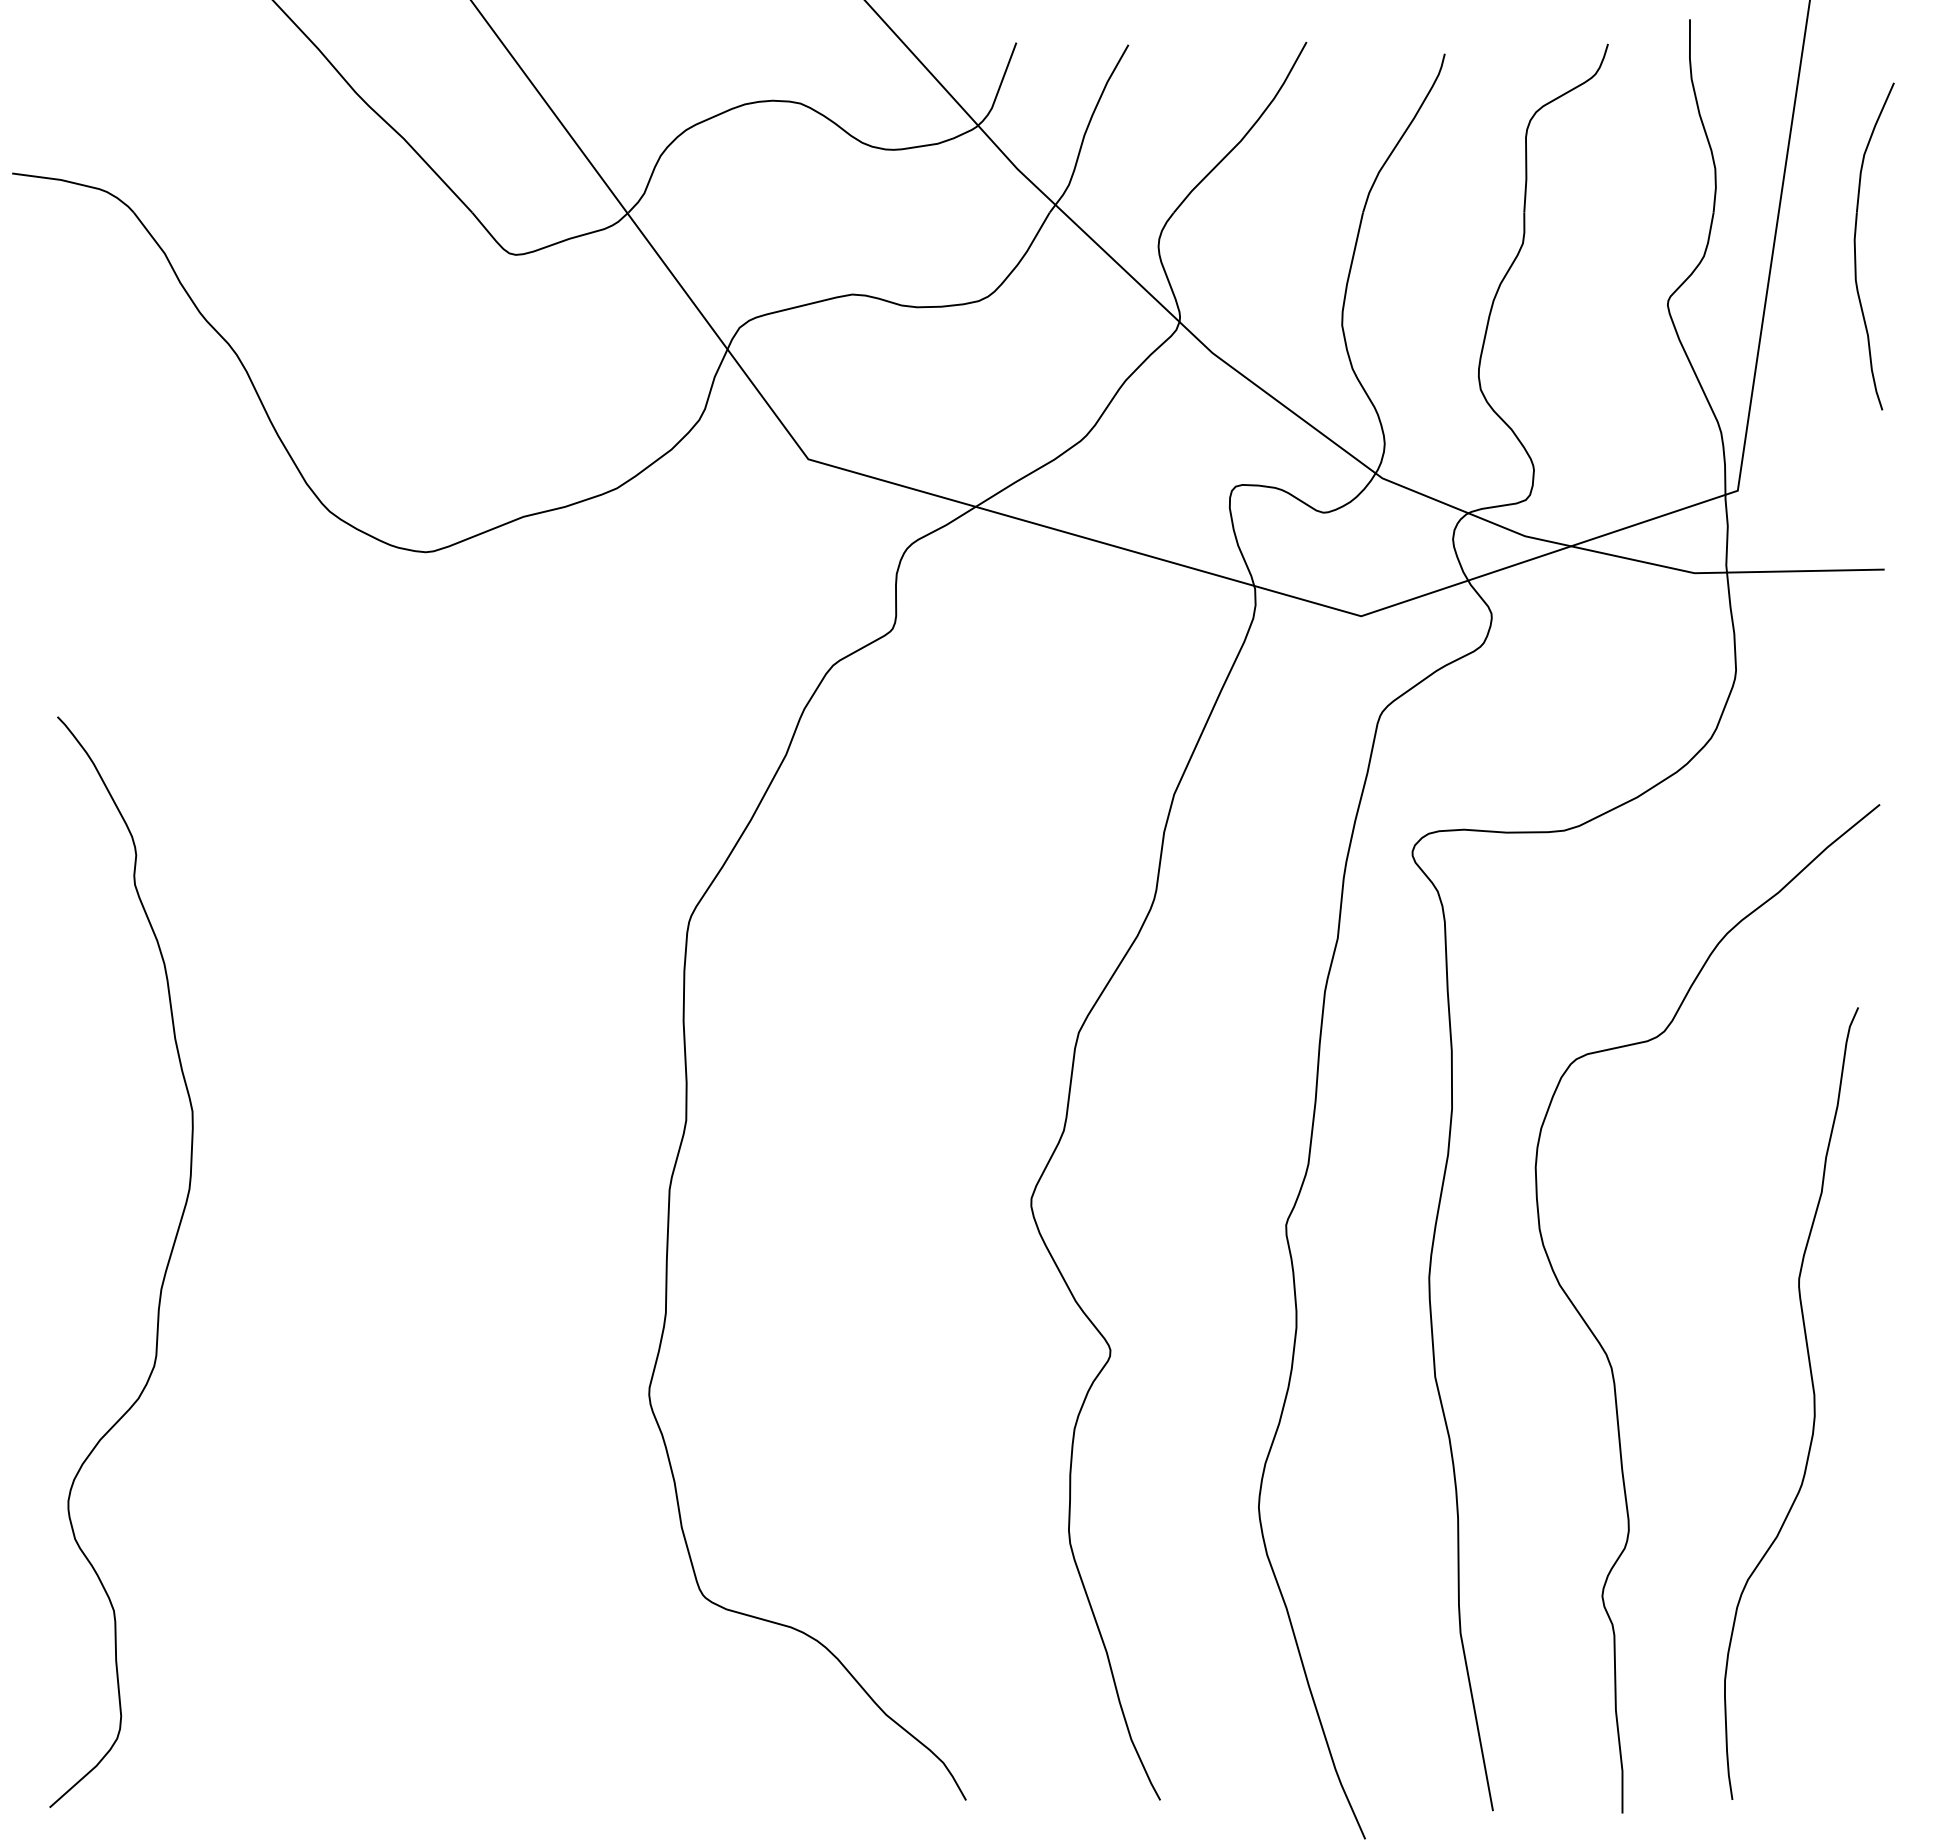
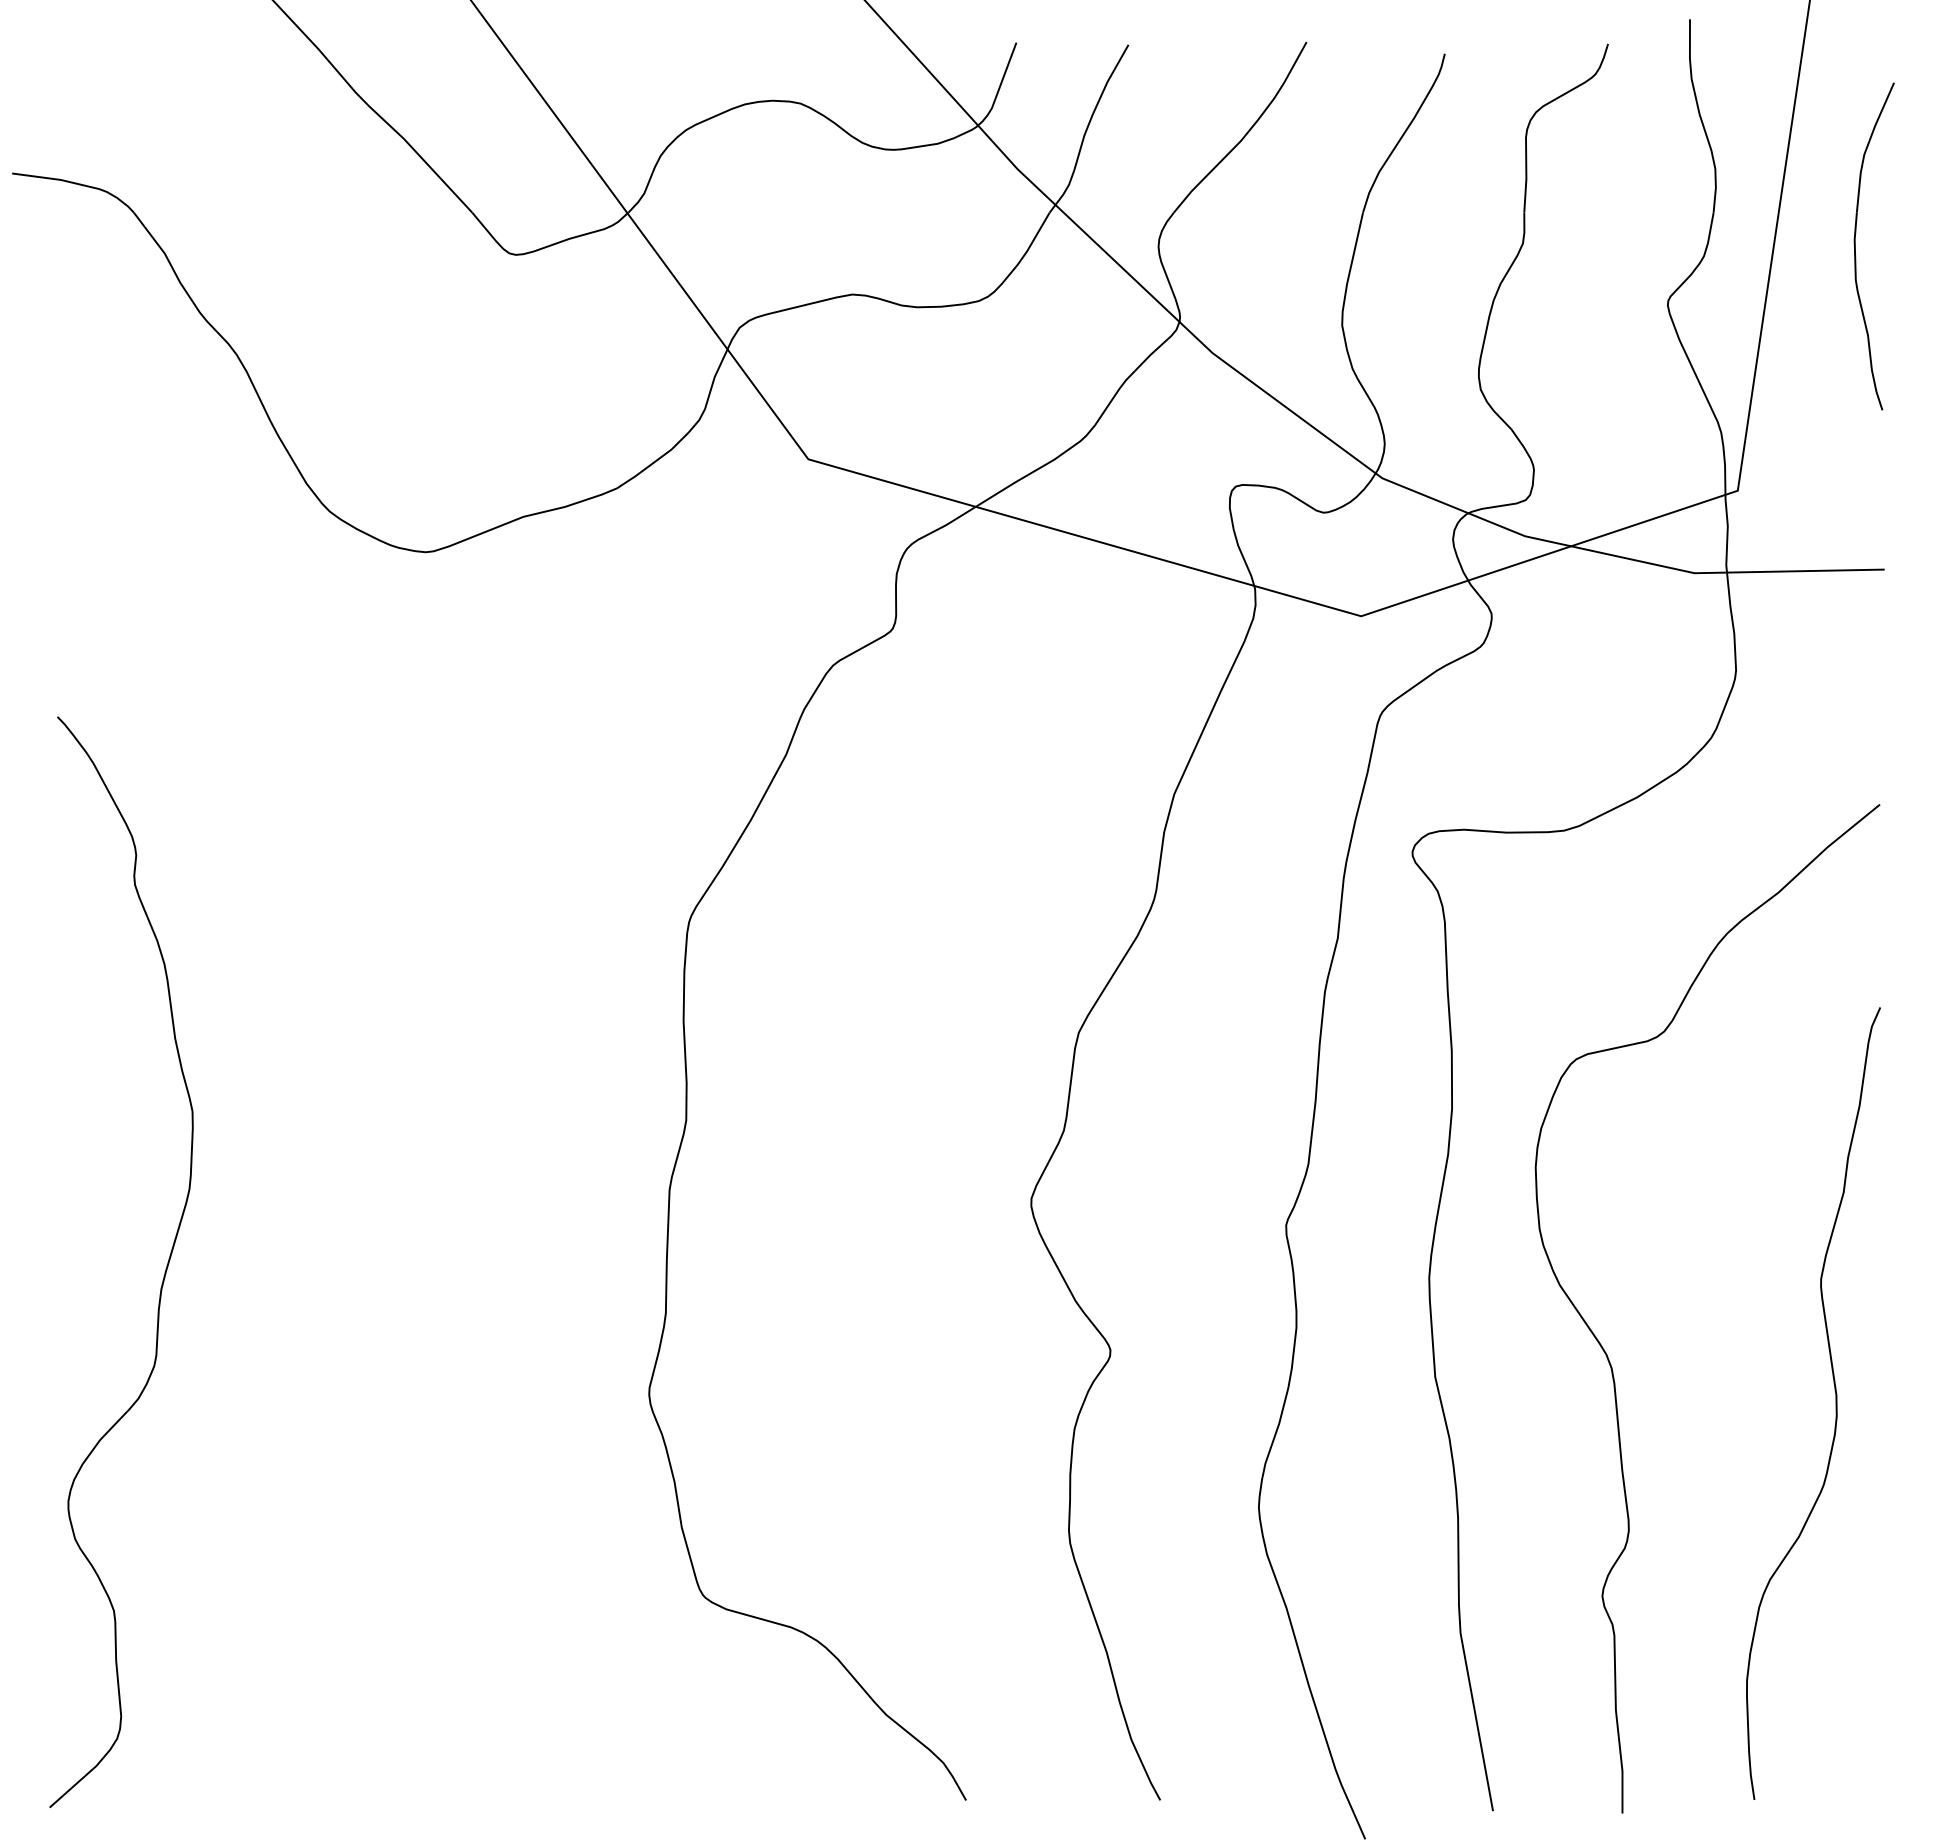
curve position: (1813, 1403) -> (1835, 1403) (1835, 1403)
